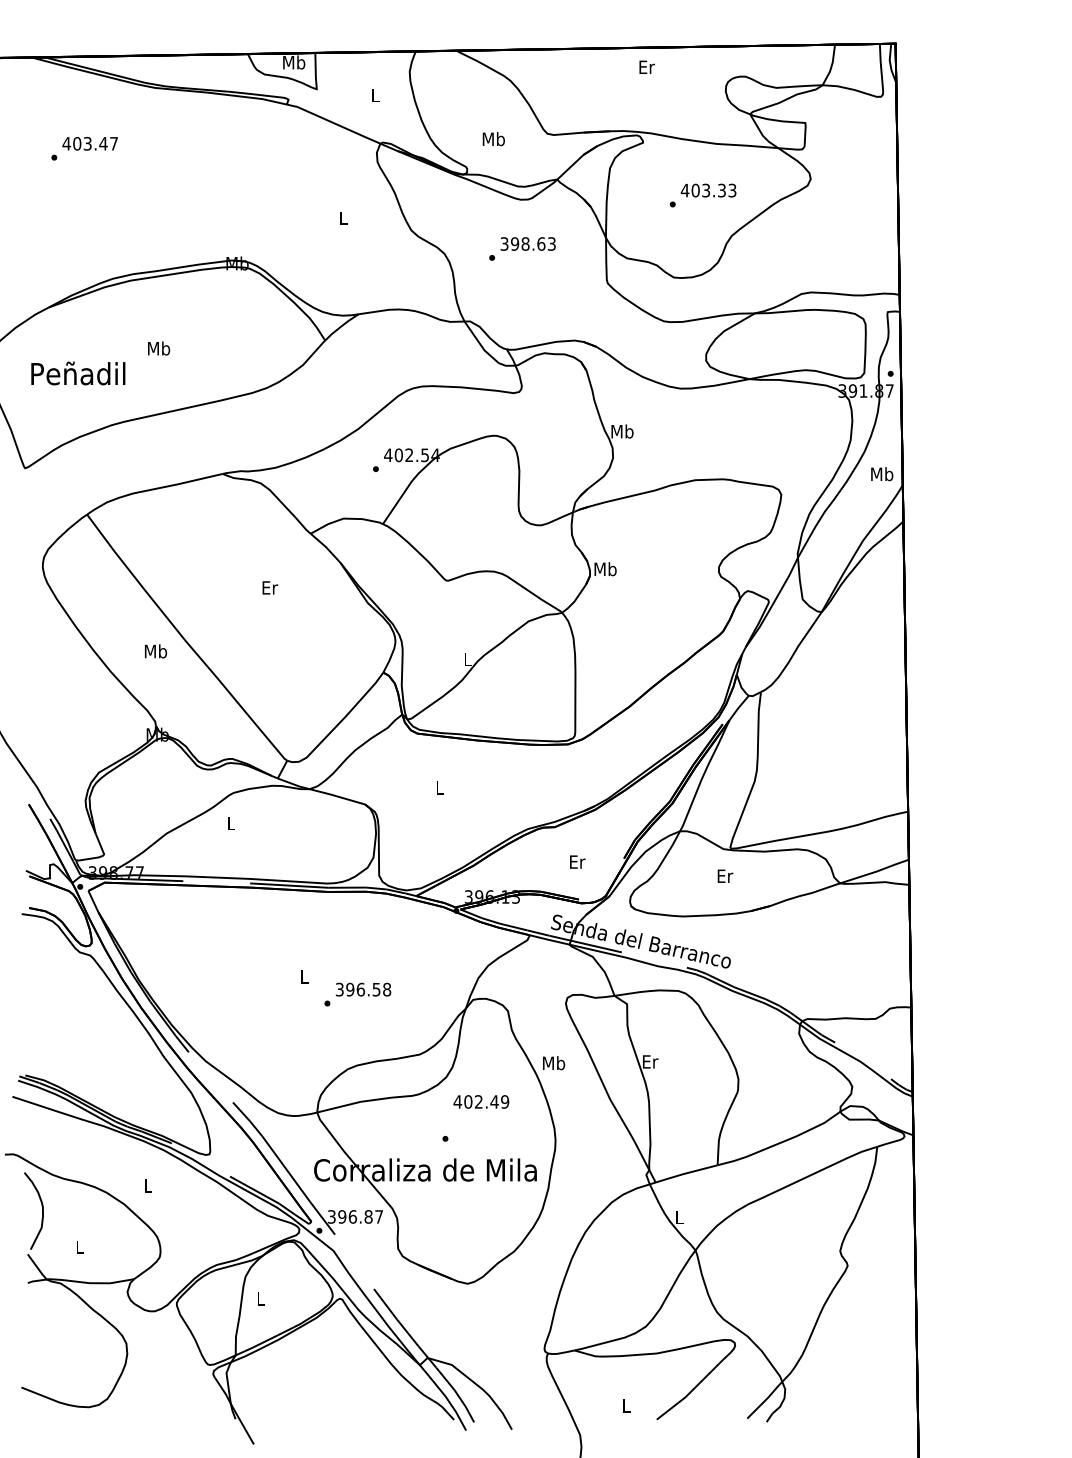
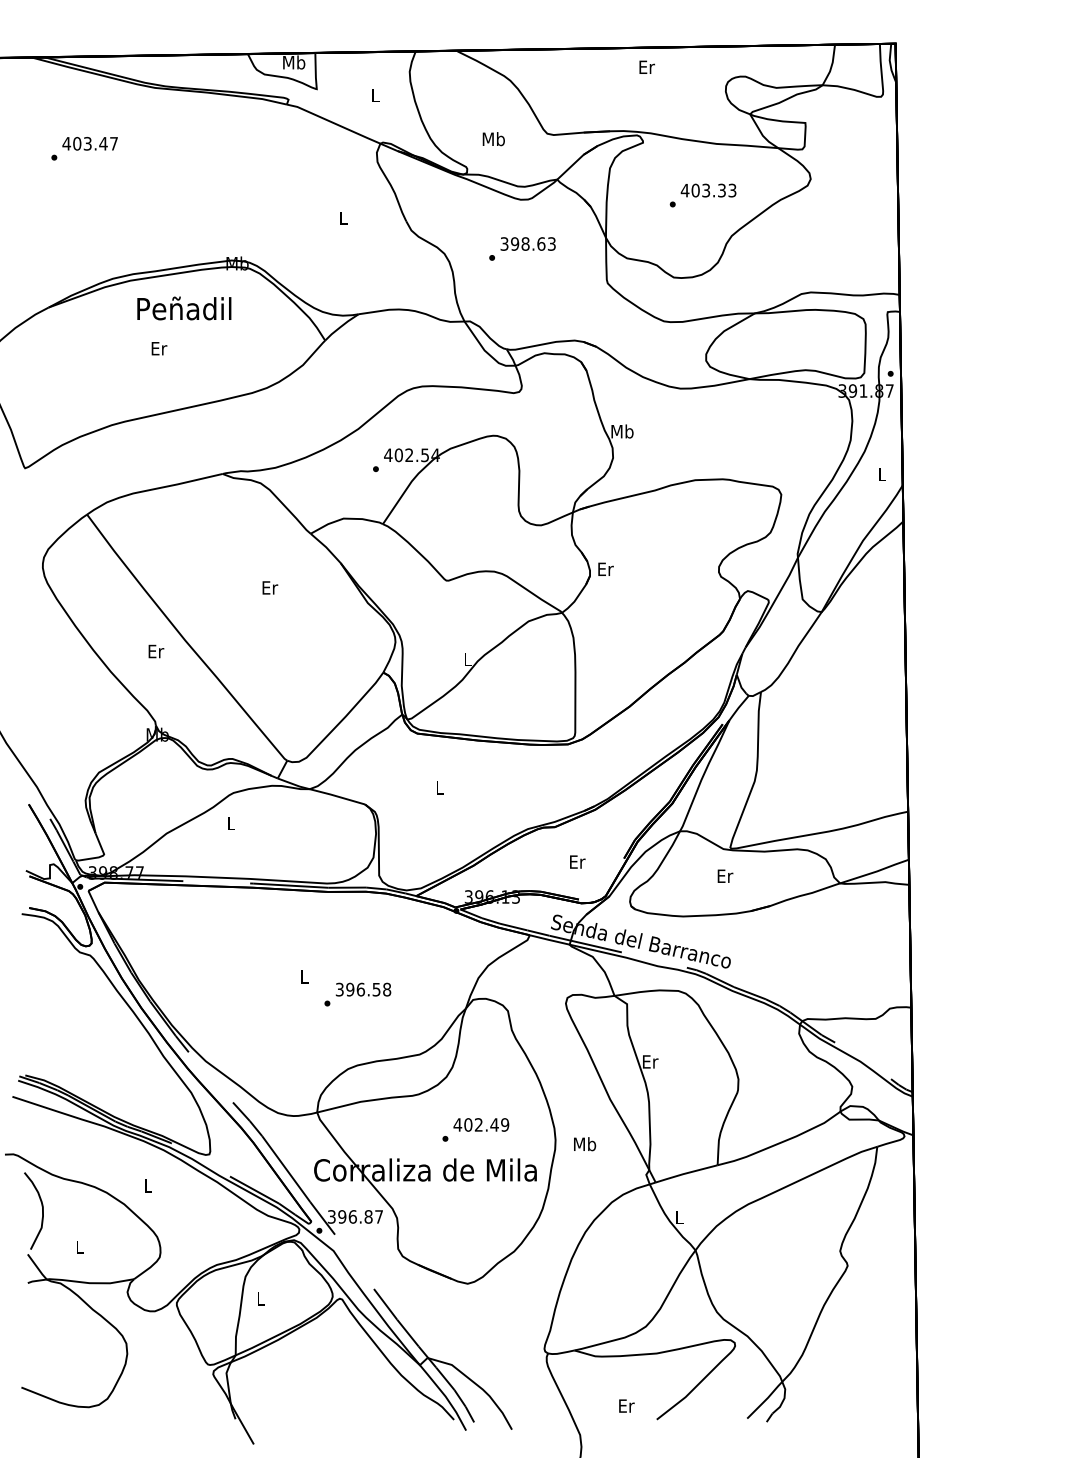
text: Mb -> Er (159, 348)
text position: (78, 373) -> (184, 308) (184, 308)
text: Mb -> L (882, 474)
text: Mb -> Er (605, 569)
text: Mb -> Er (155, 651)
text position: (554, 1063) -> (585, 1144) (585, 1144)
text position: (481, 1101) -> (481, 1124) (481, 1124)
text: L -> Er (626, 1405)
